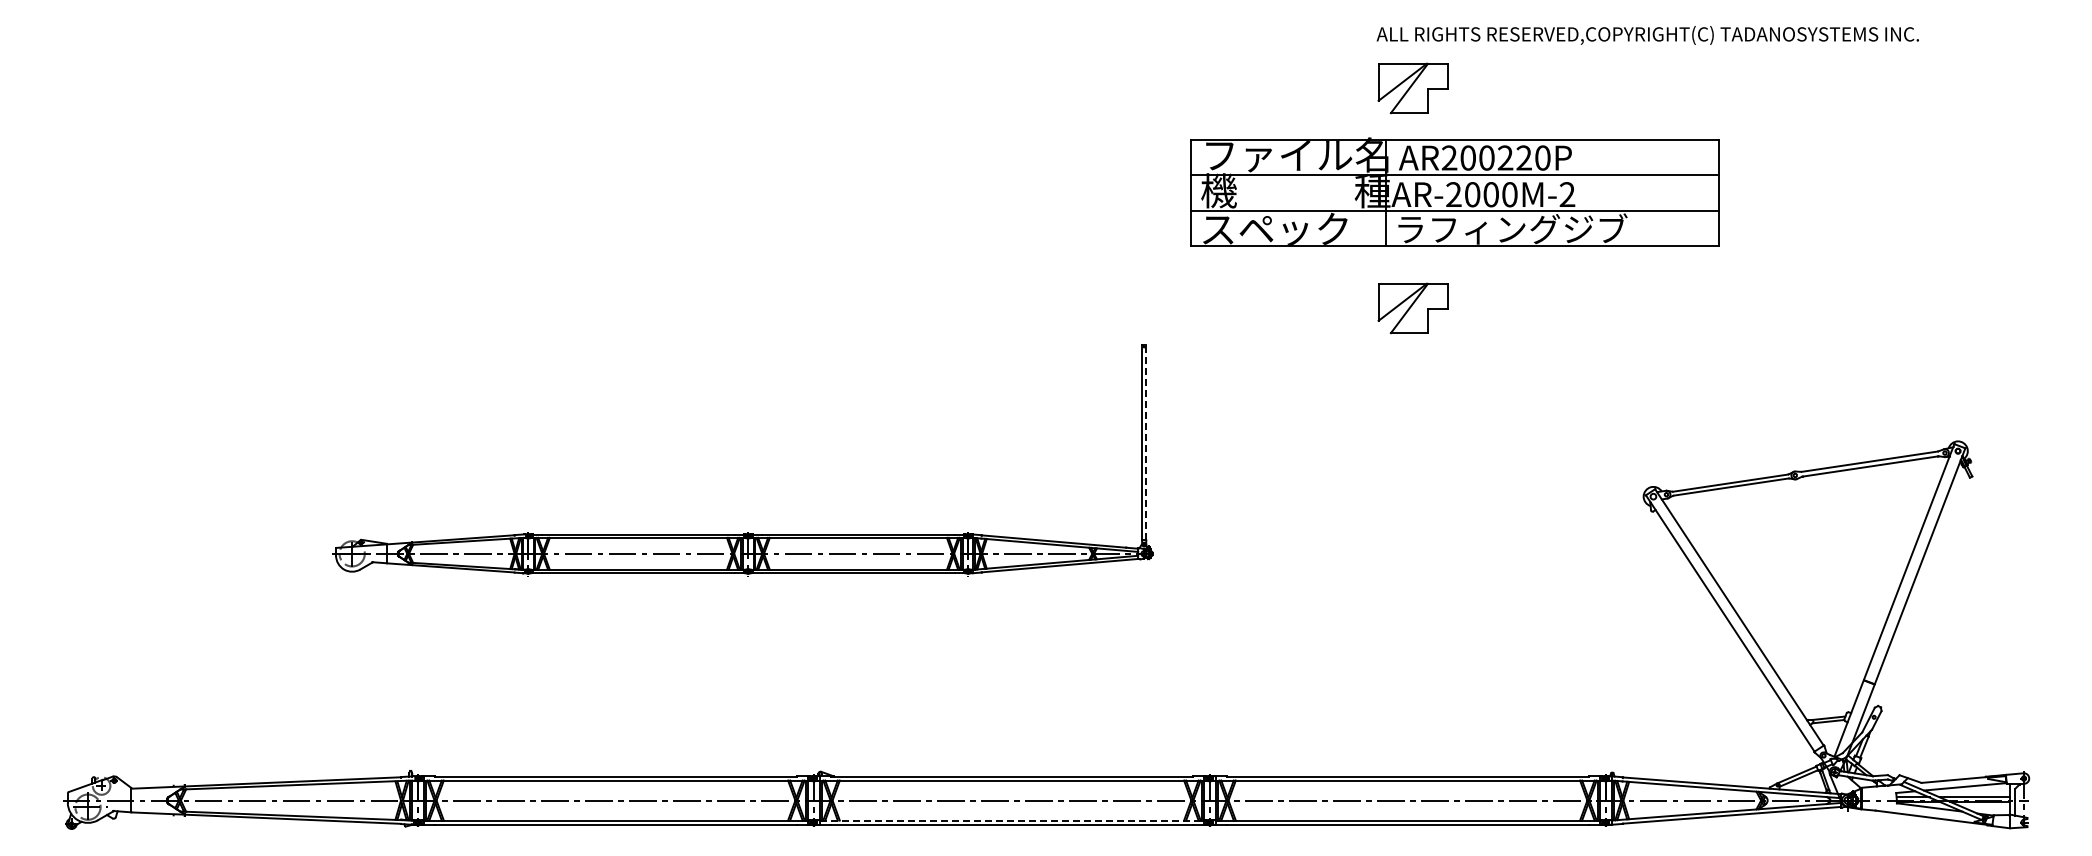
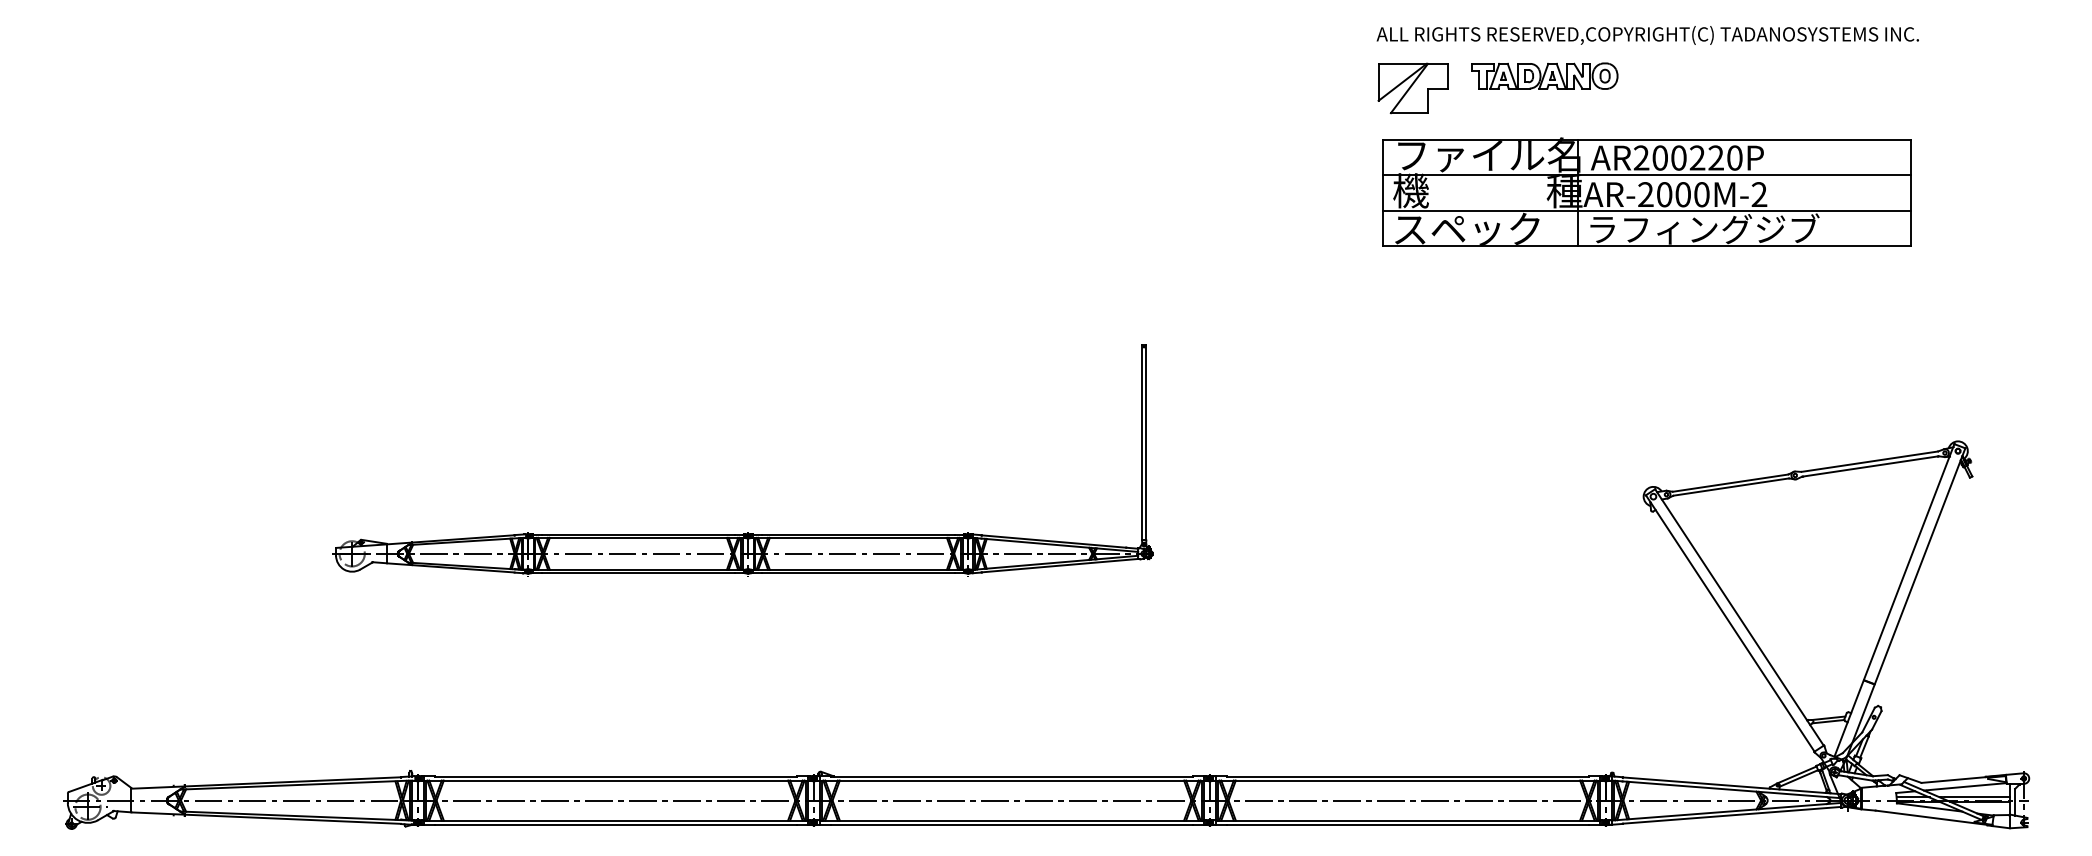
part: none -> present (1544, 75)
part position: (1454, 191) -> (1646, 191) (1646, 191)
part: present -> none (1412, 308)
line: dashed -> solid (1146, 442)
line: dashed -> solid (1012, 820)
